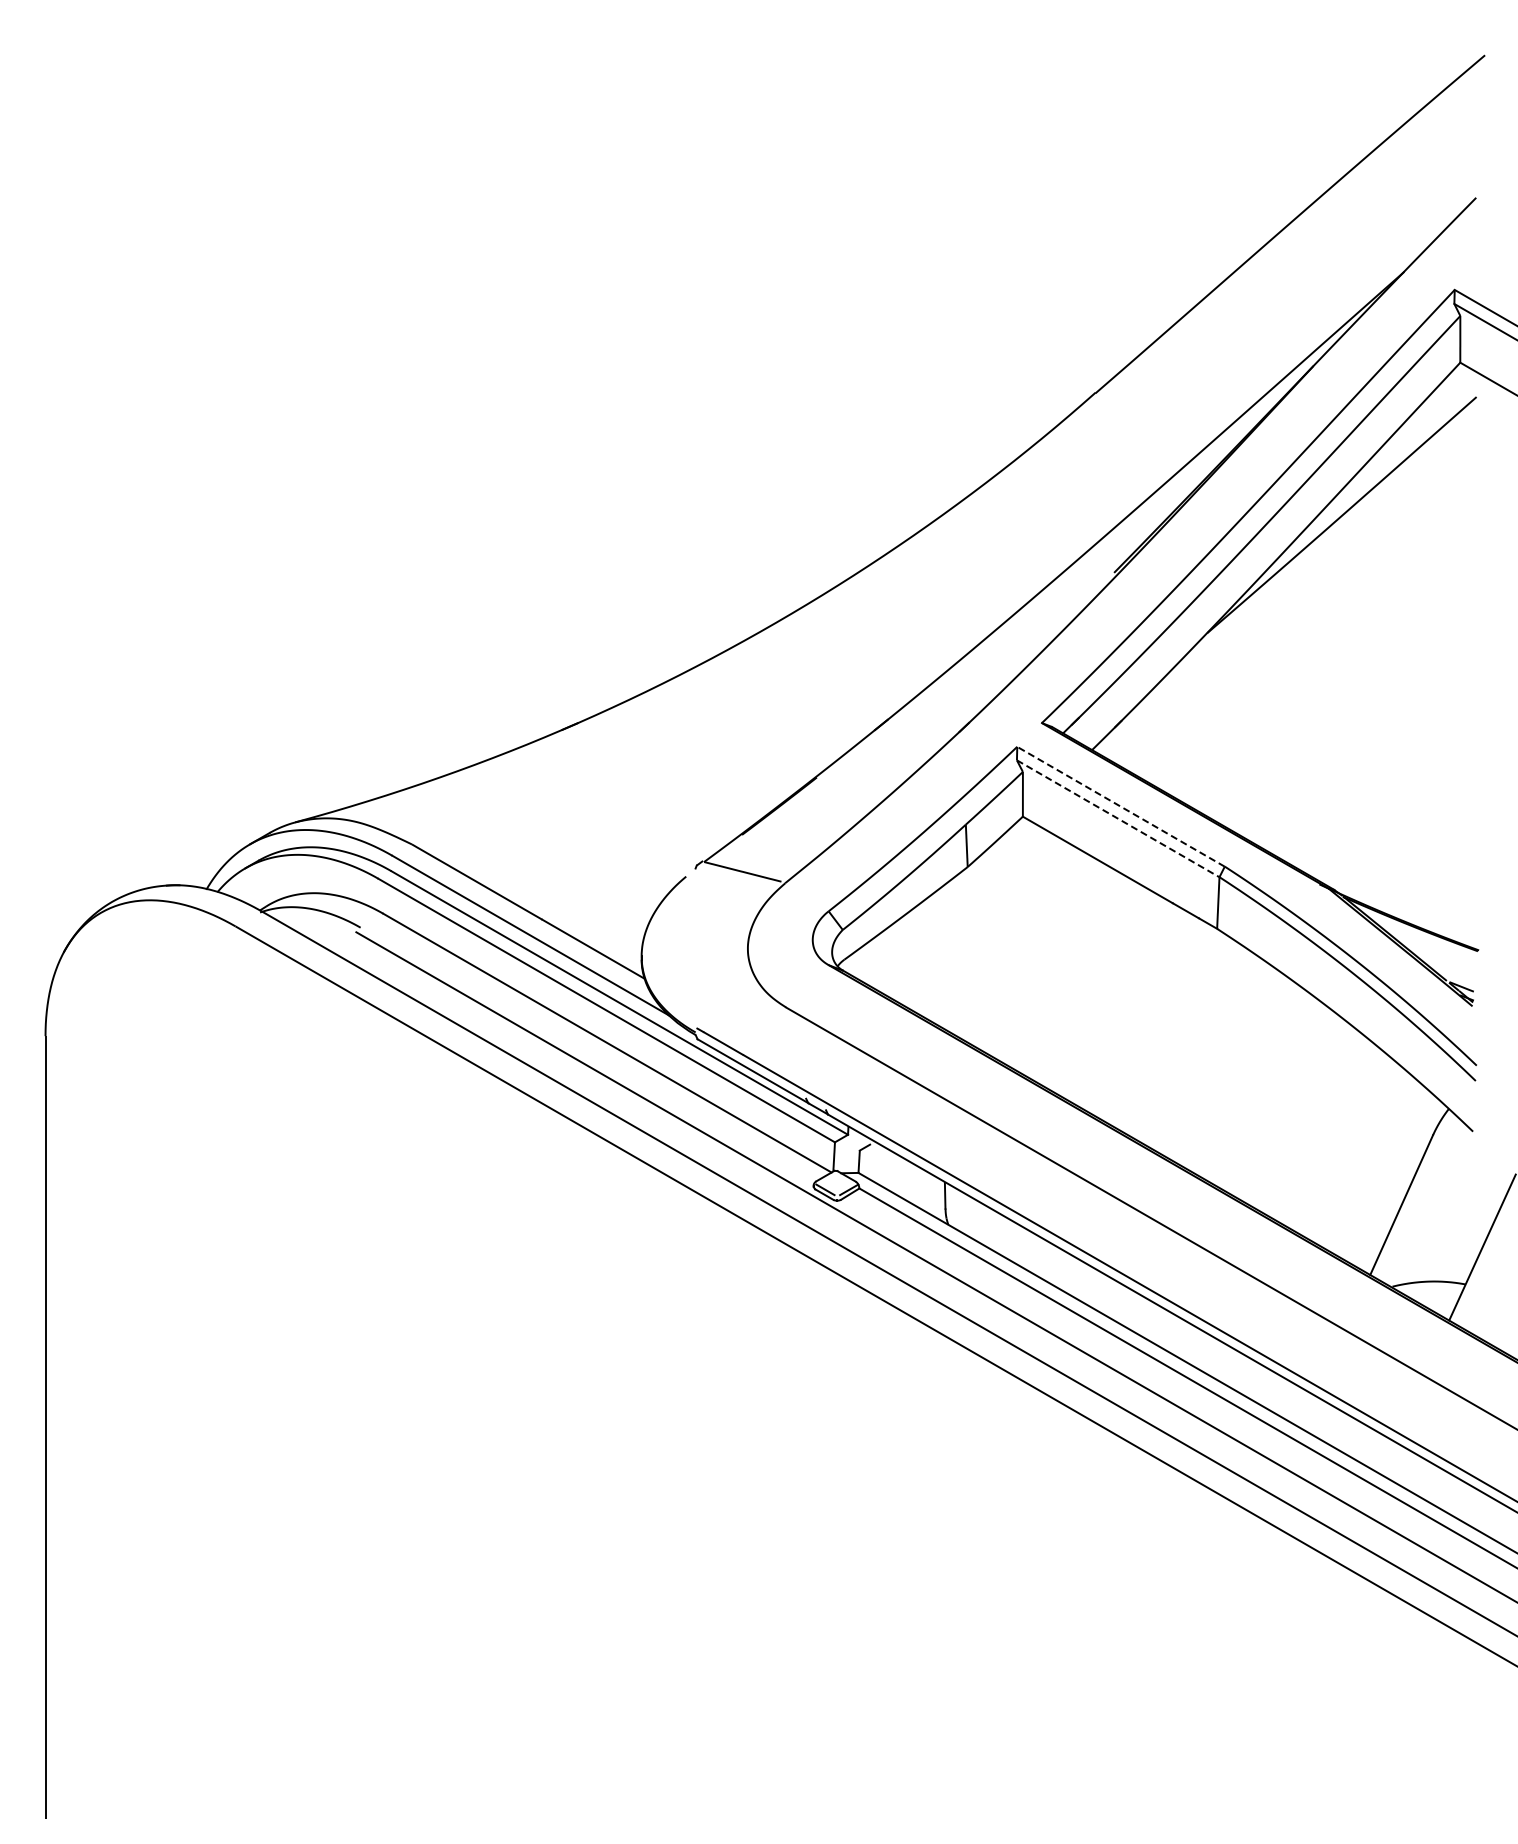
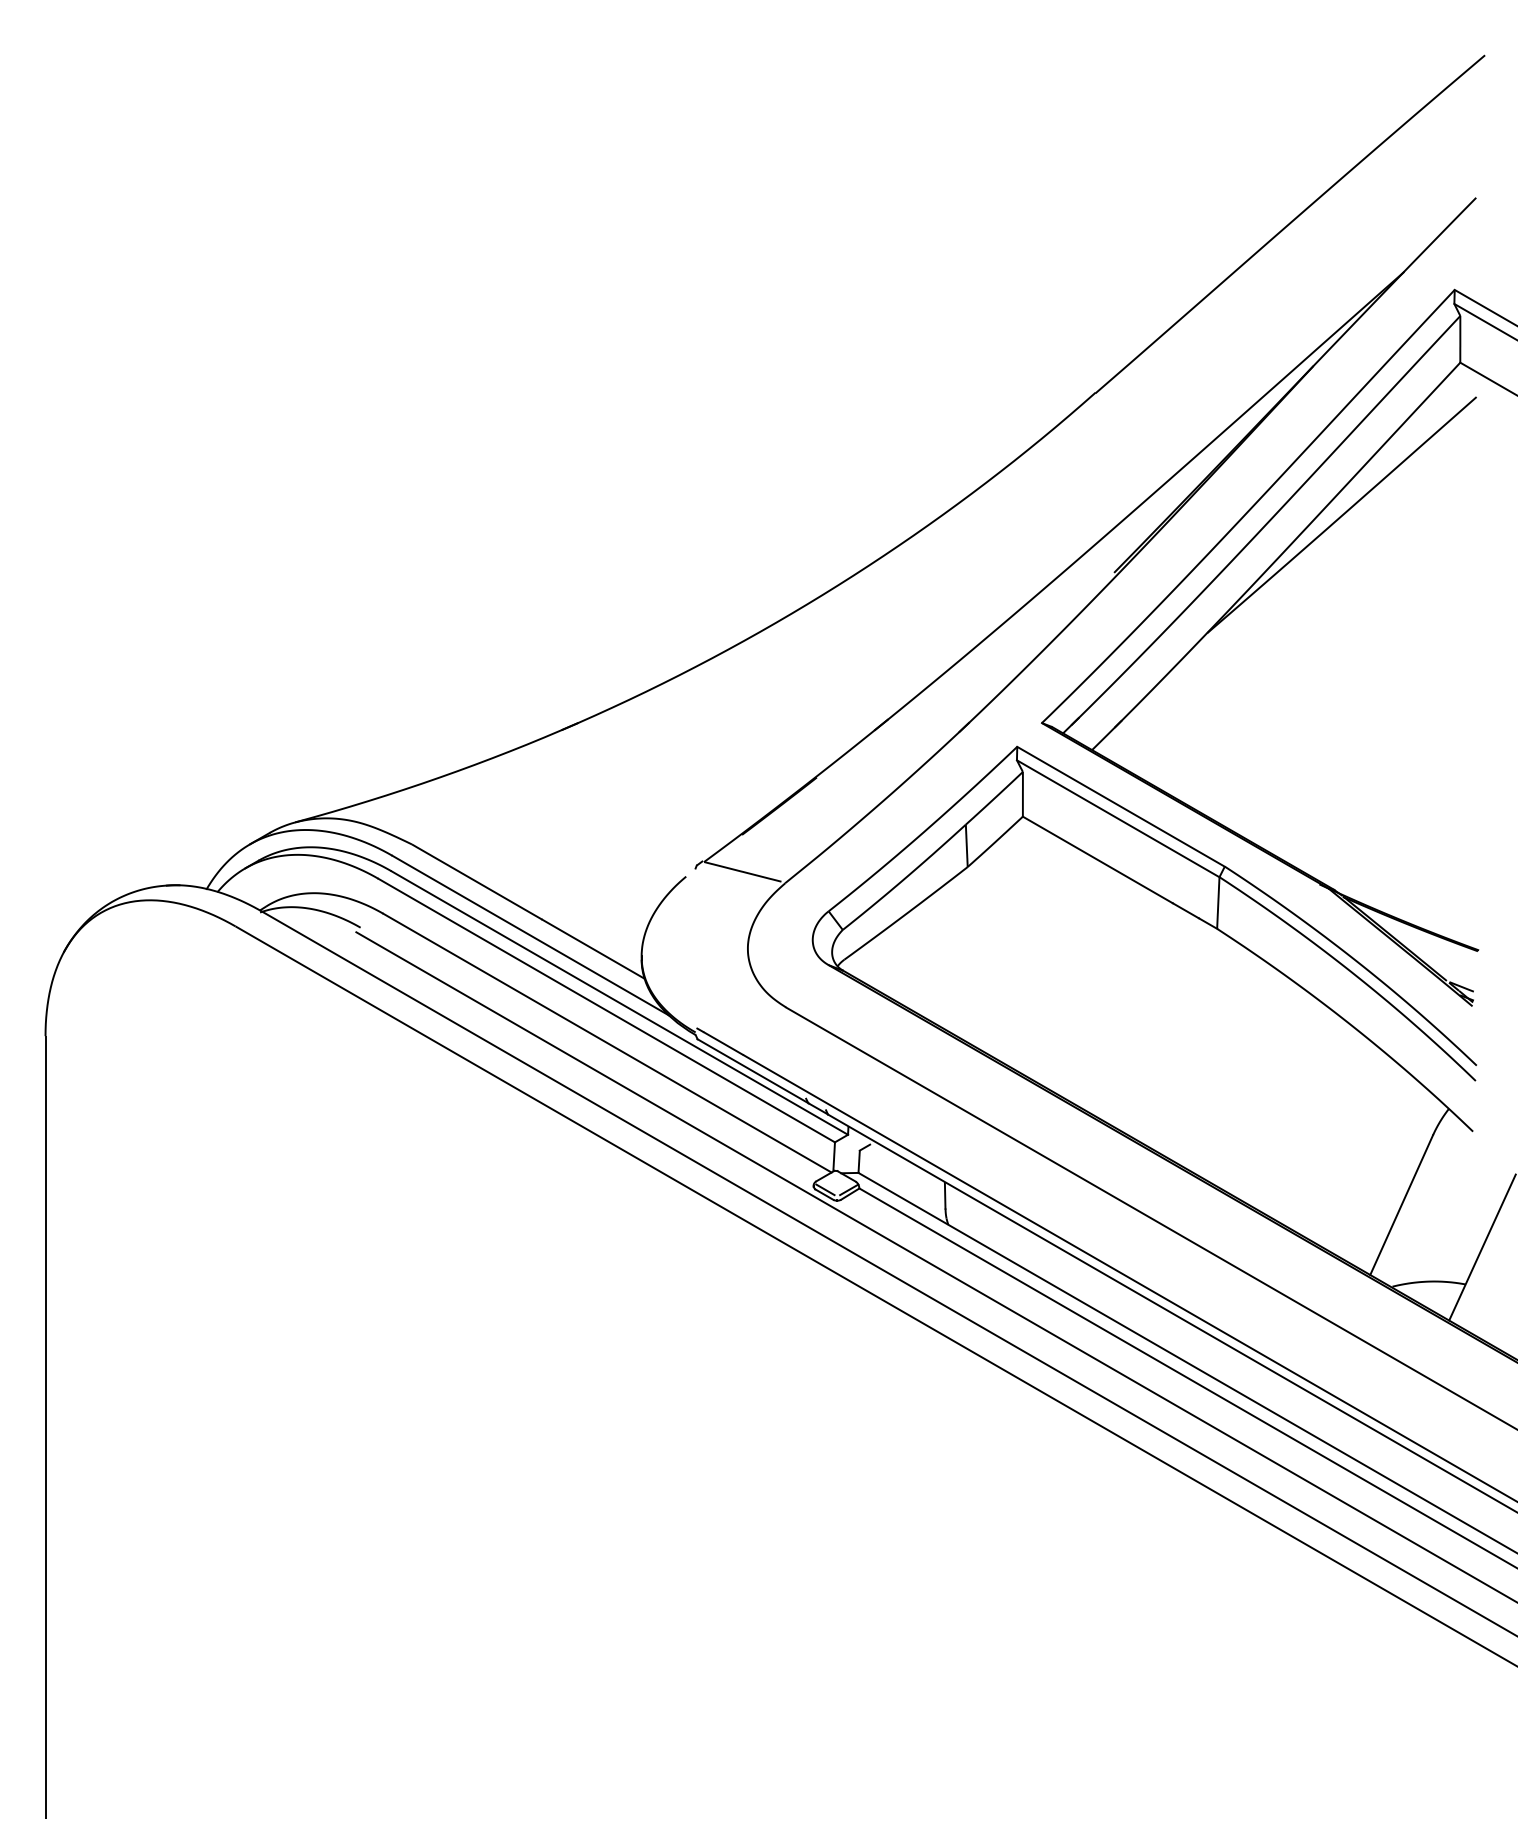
line: dashed -> solid (1121, 806)
line: dashed -> solid (1118, 818)
